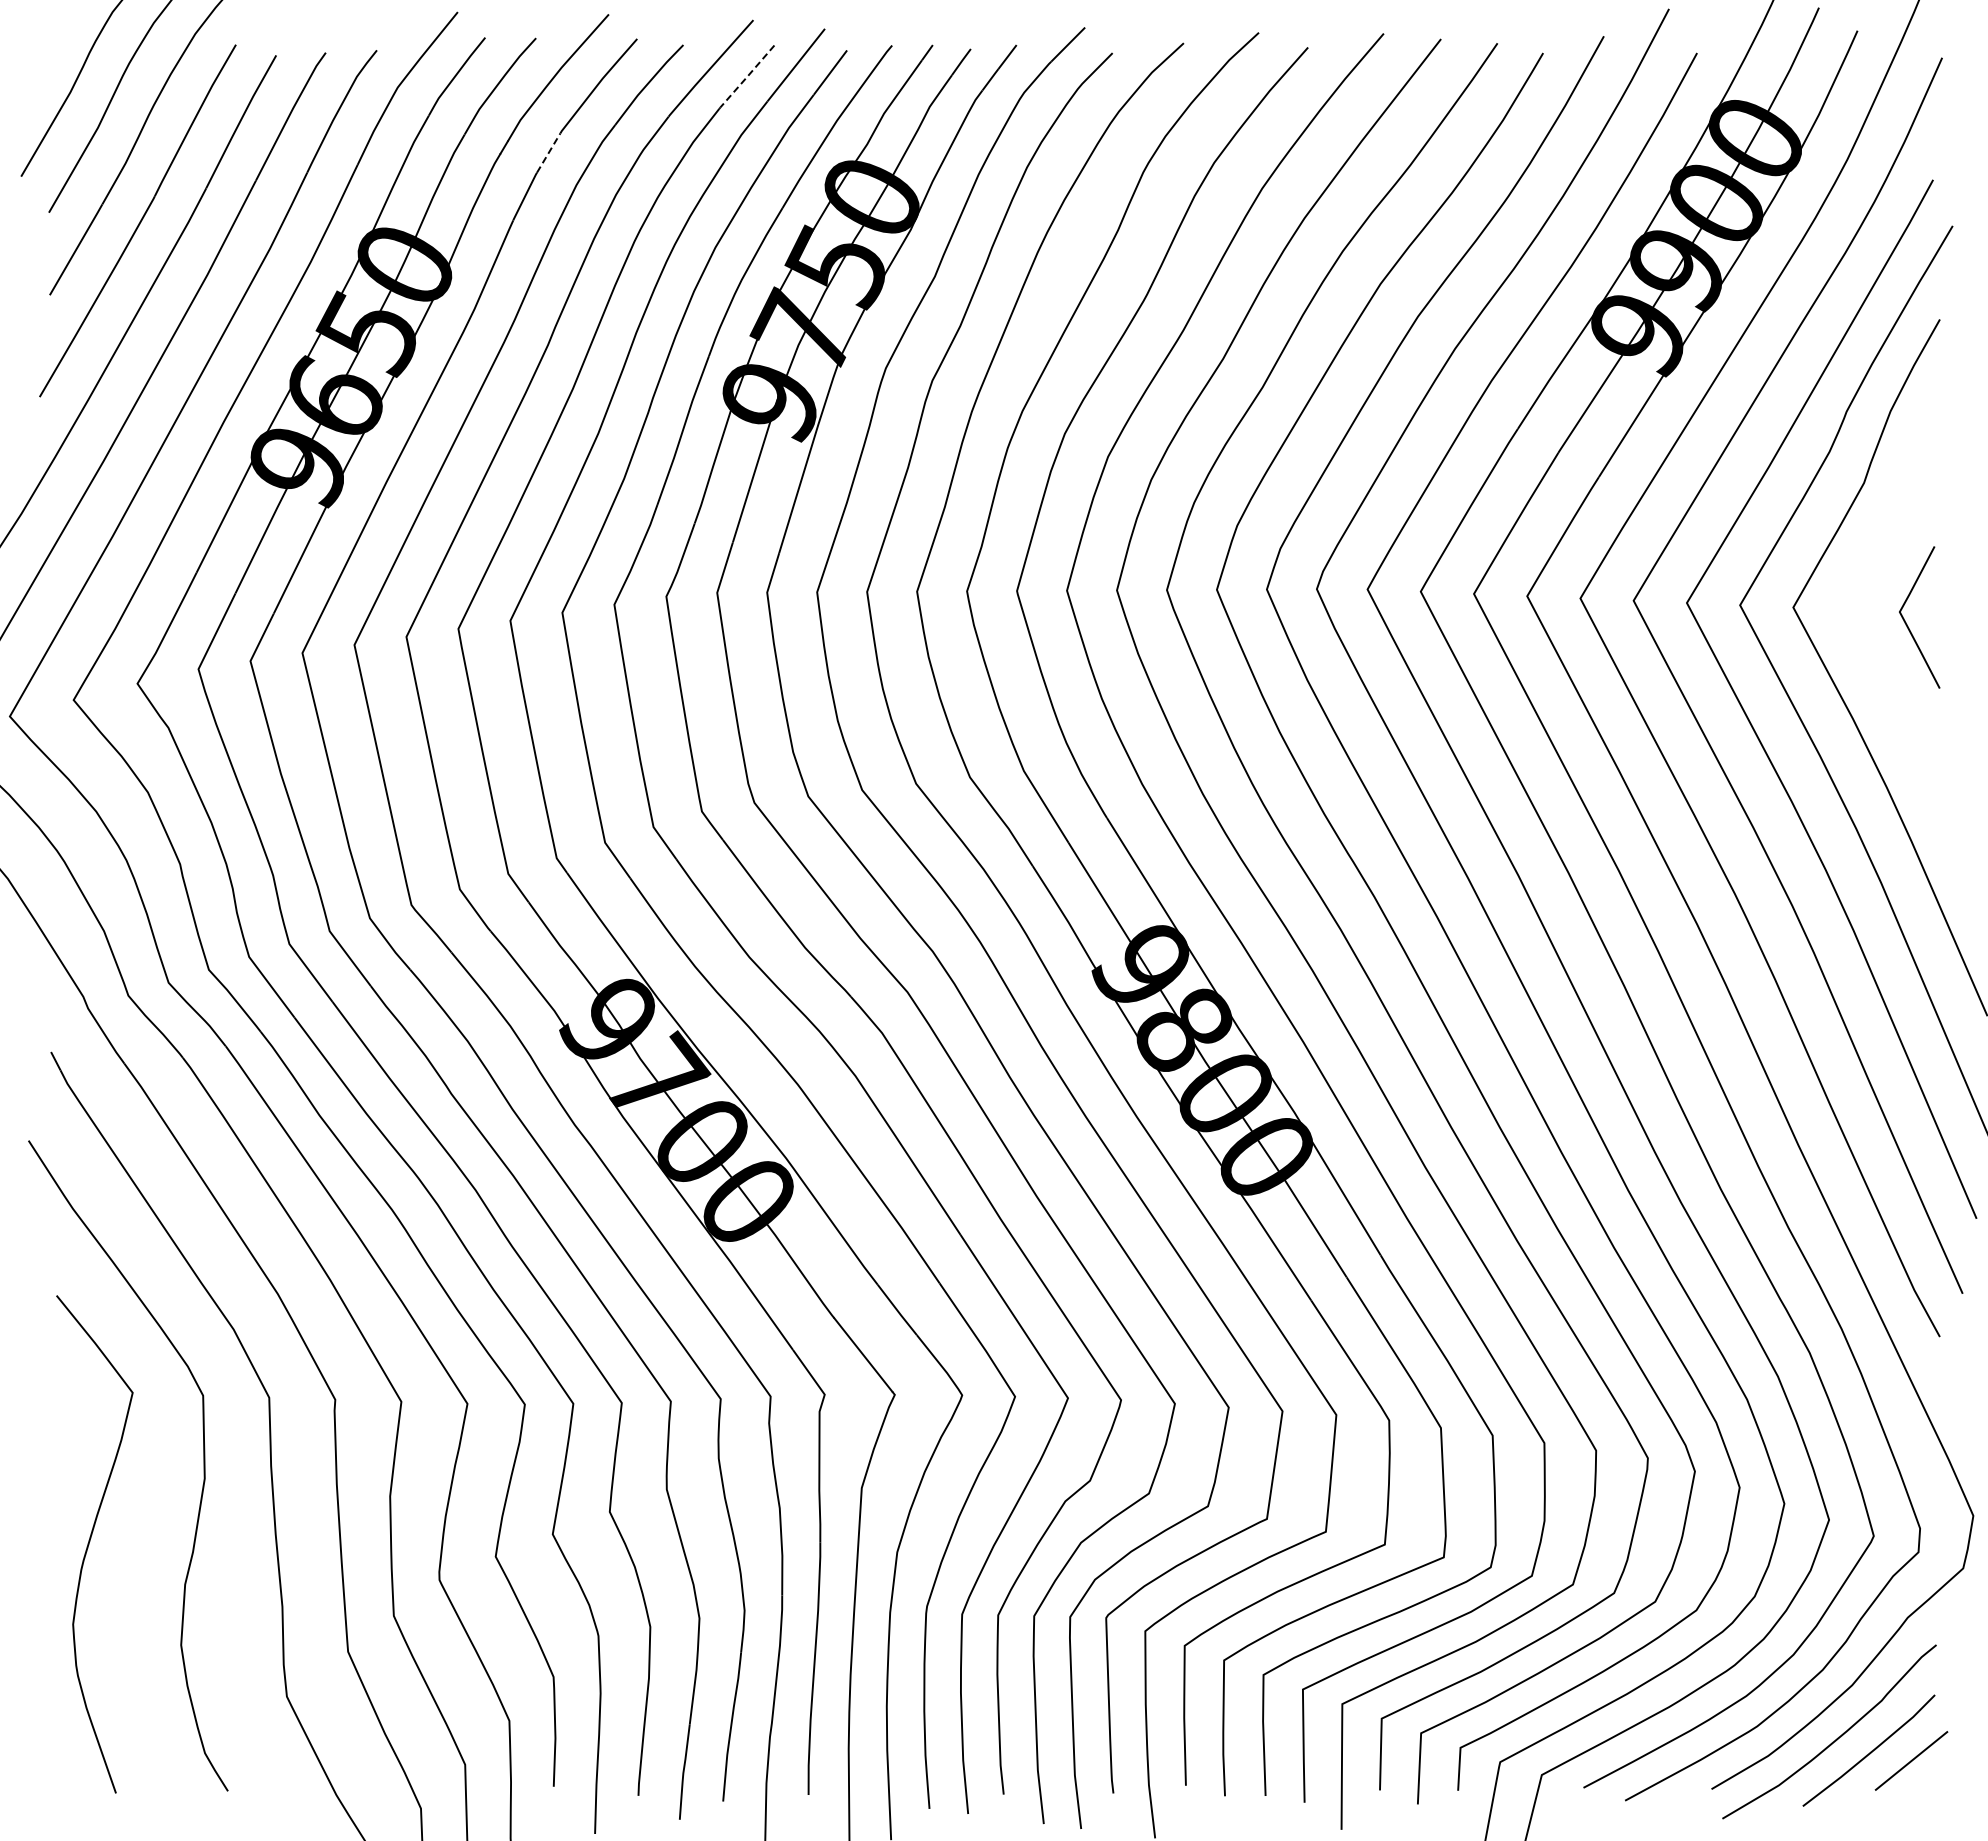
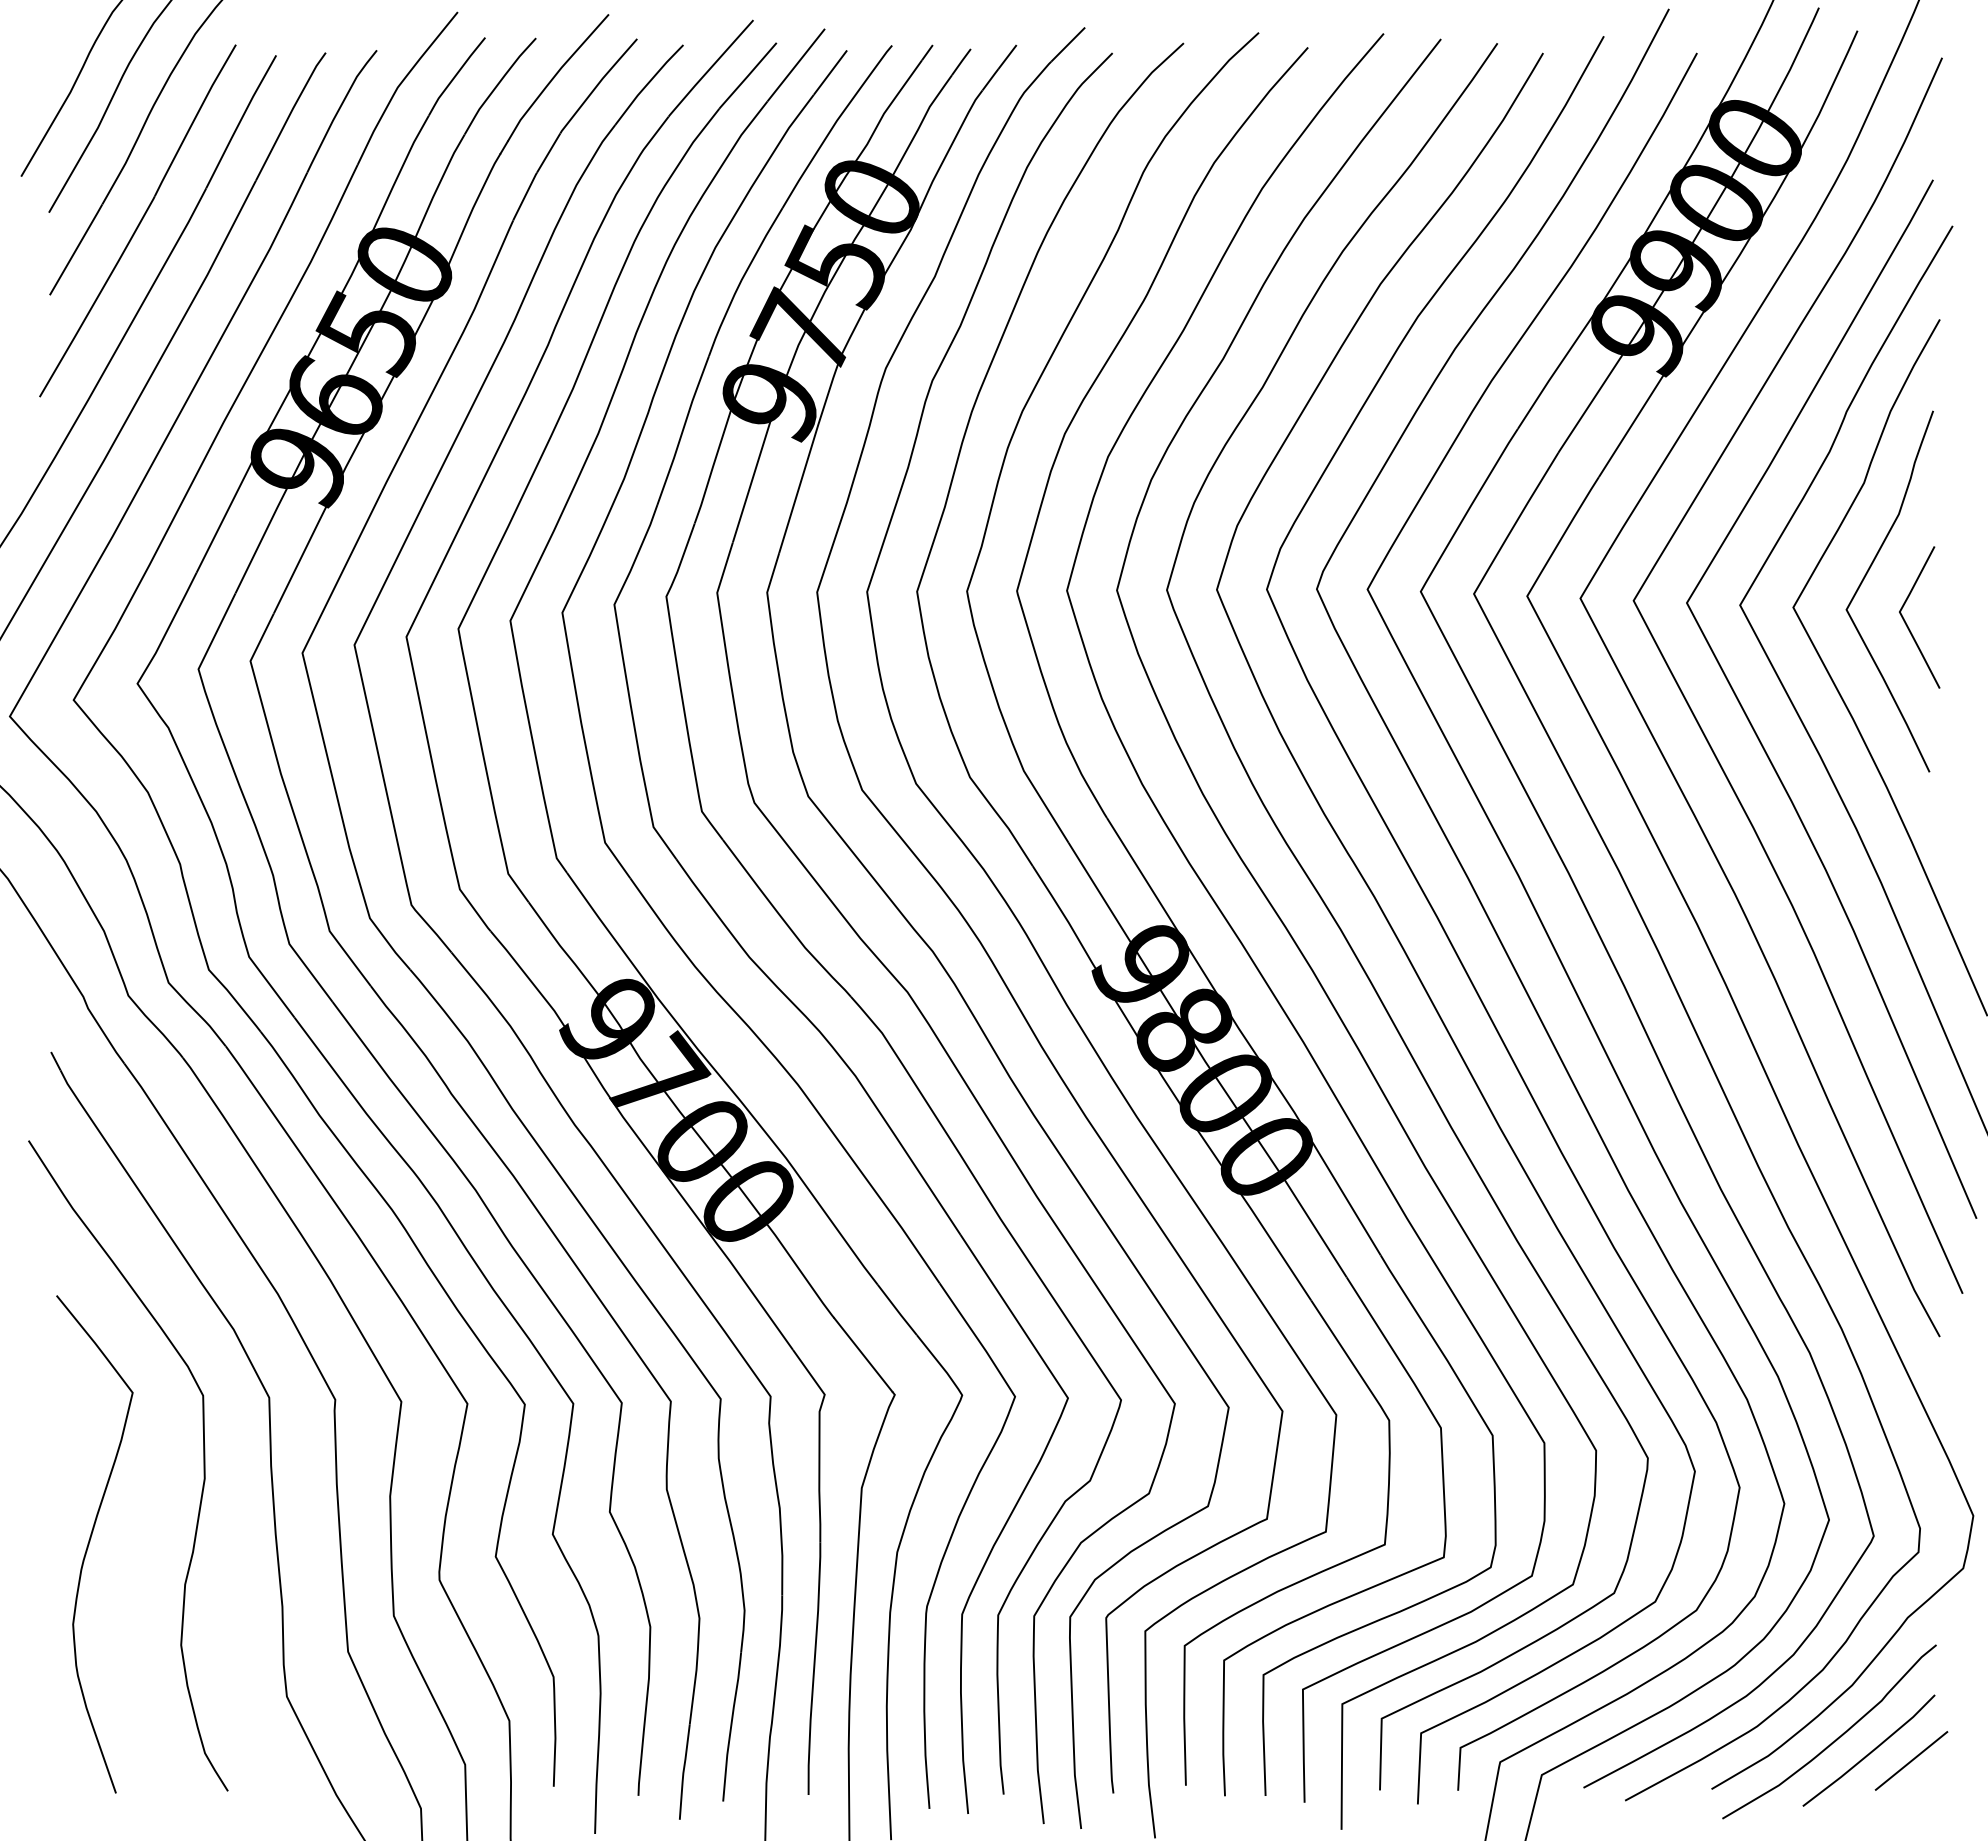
line: dashed -> solid (748, 76)
line: dashed -> solid (549, 152)
curve: none -> present (1864, 579)
